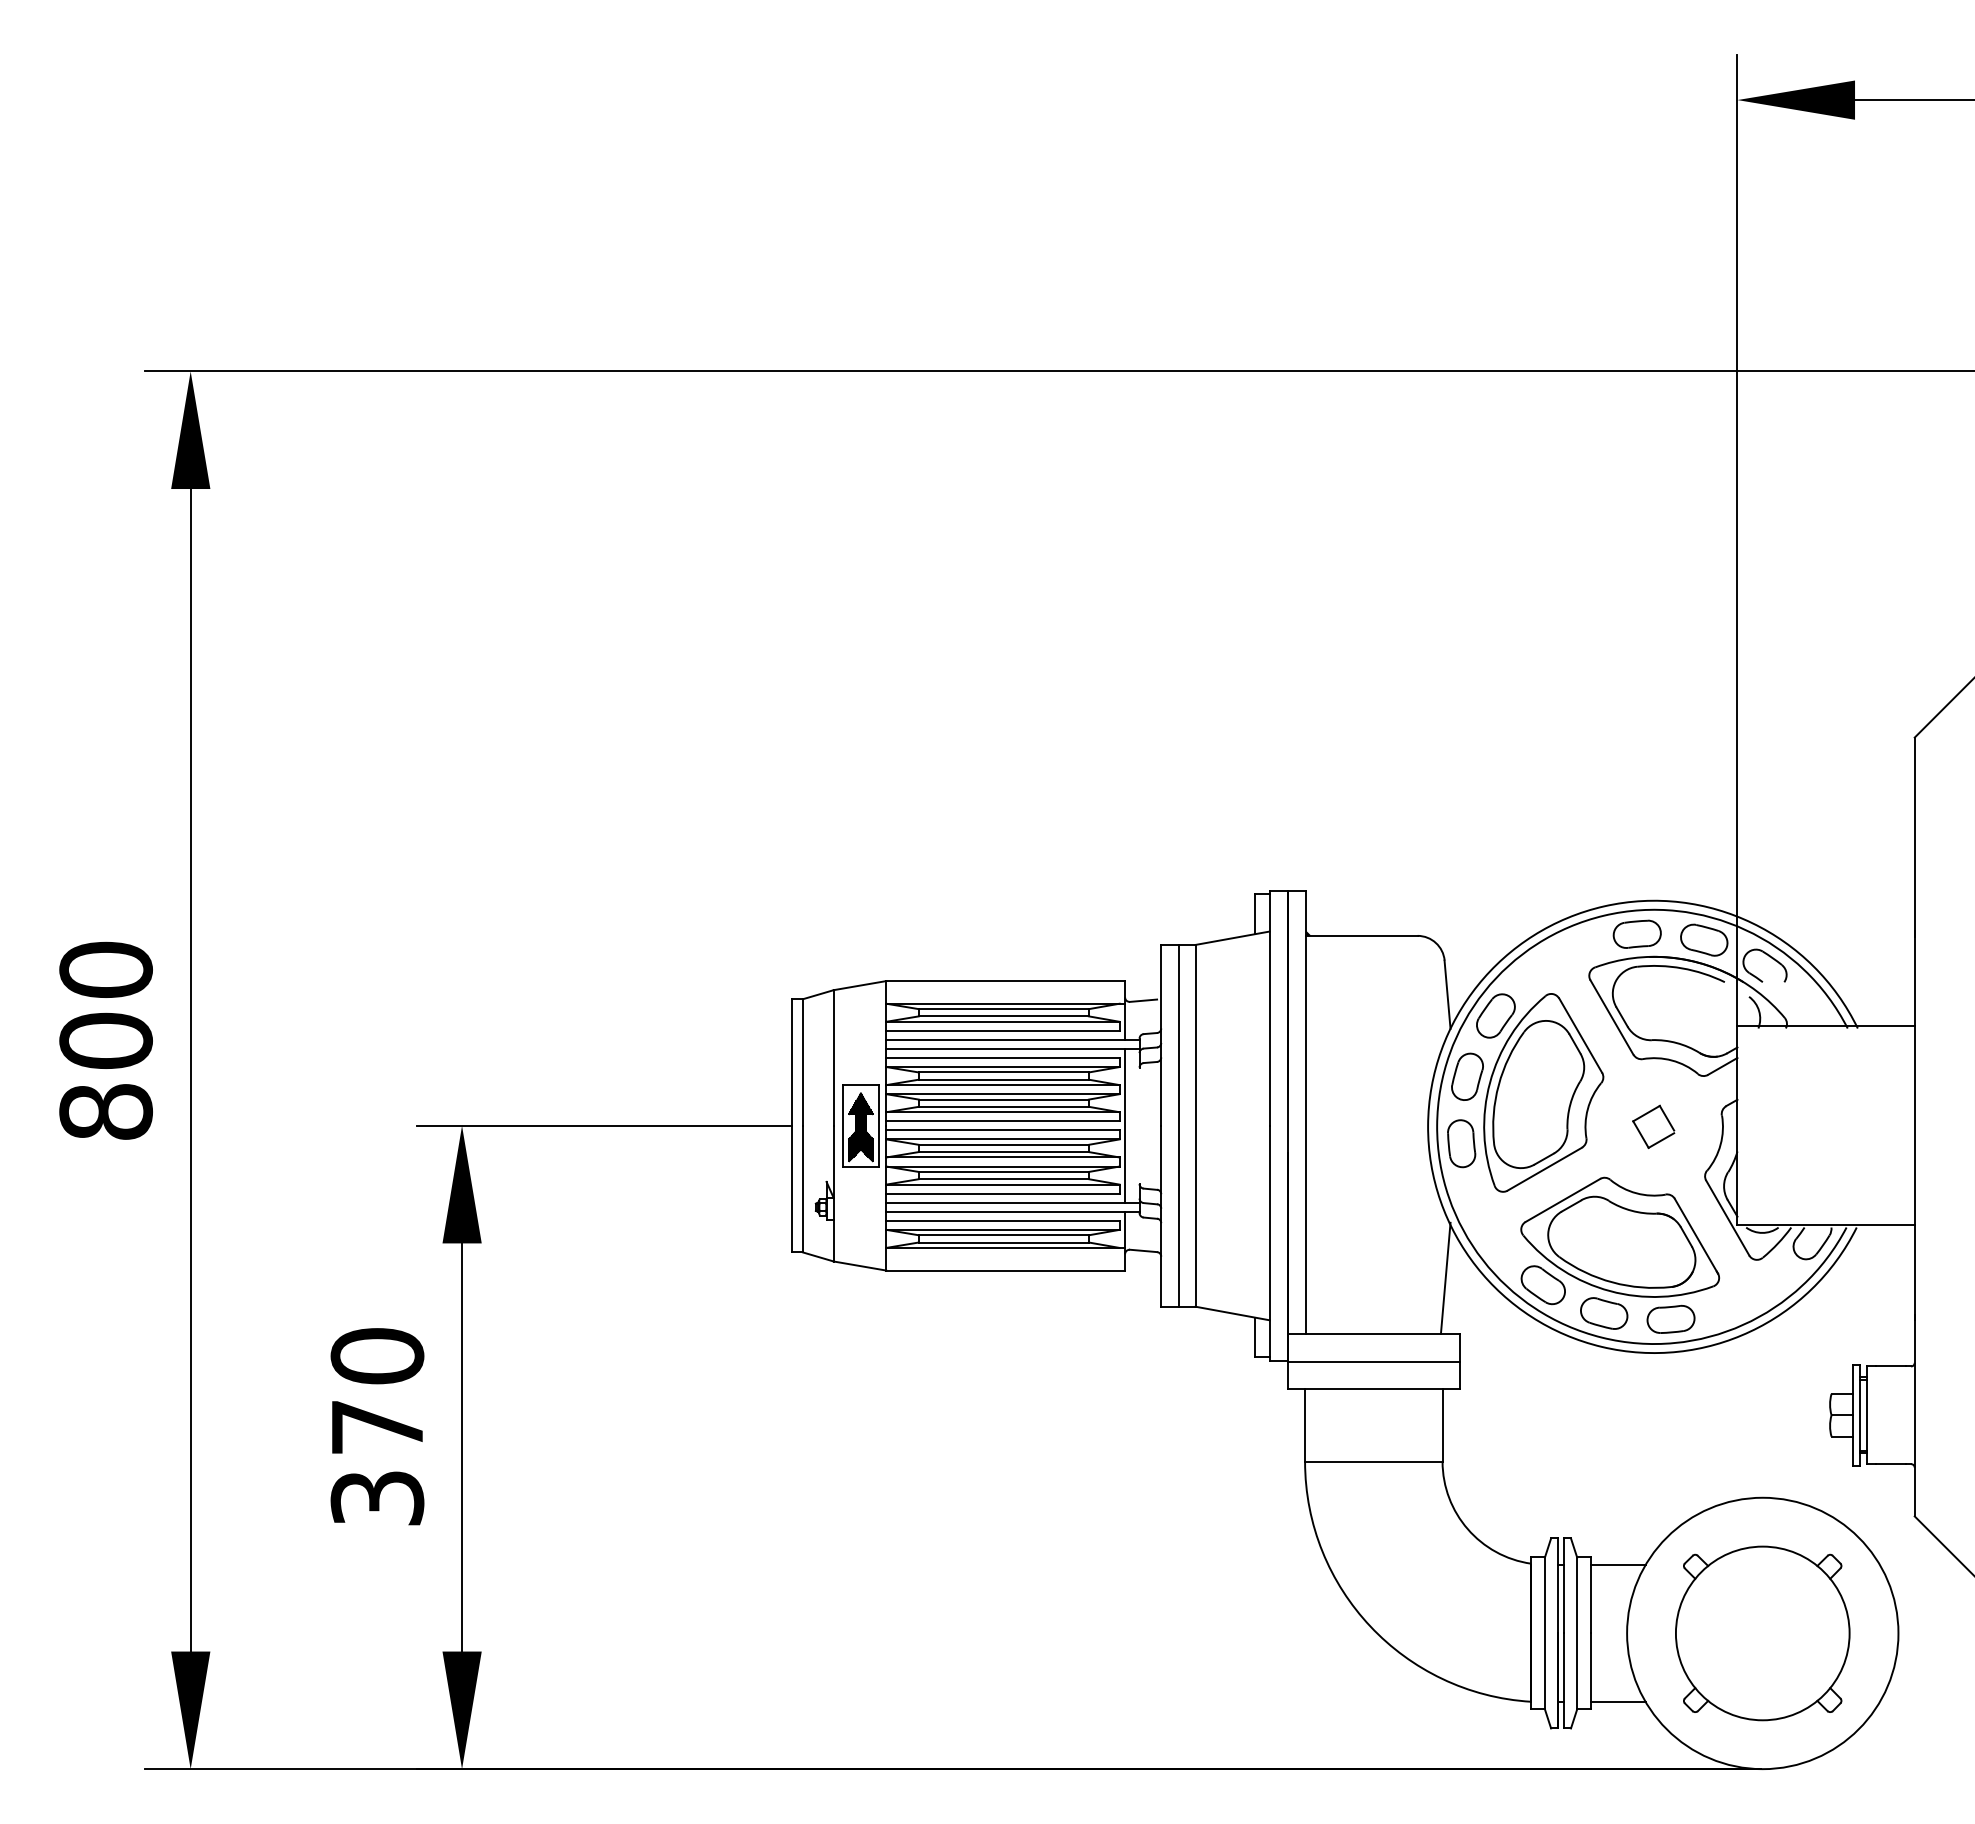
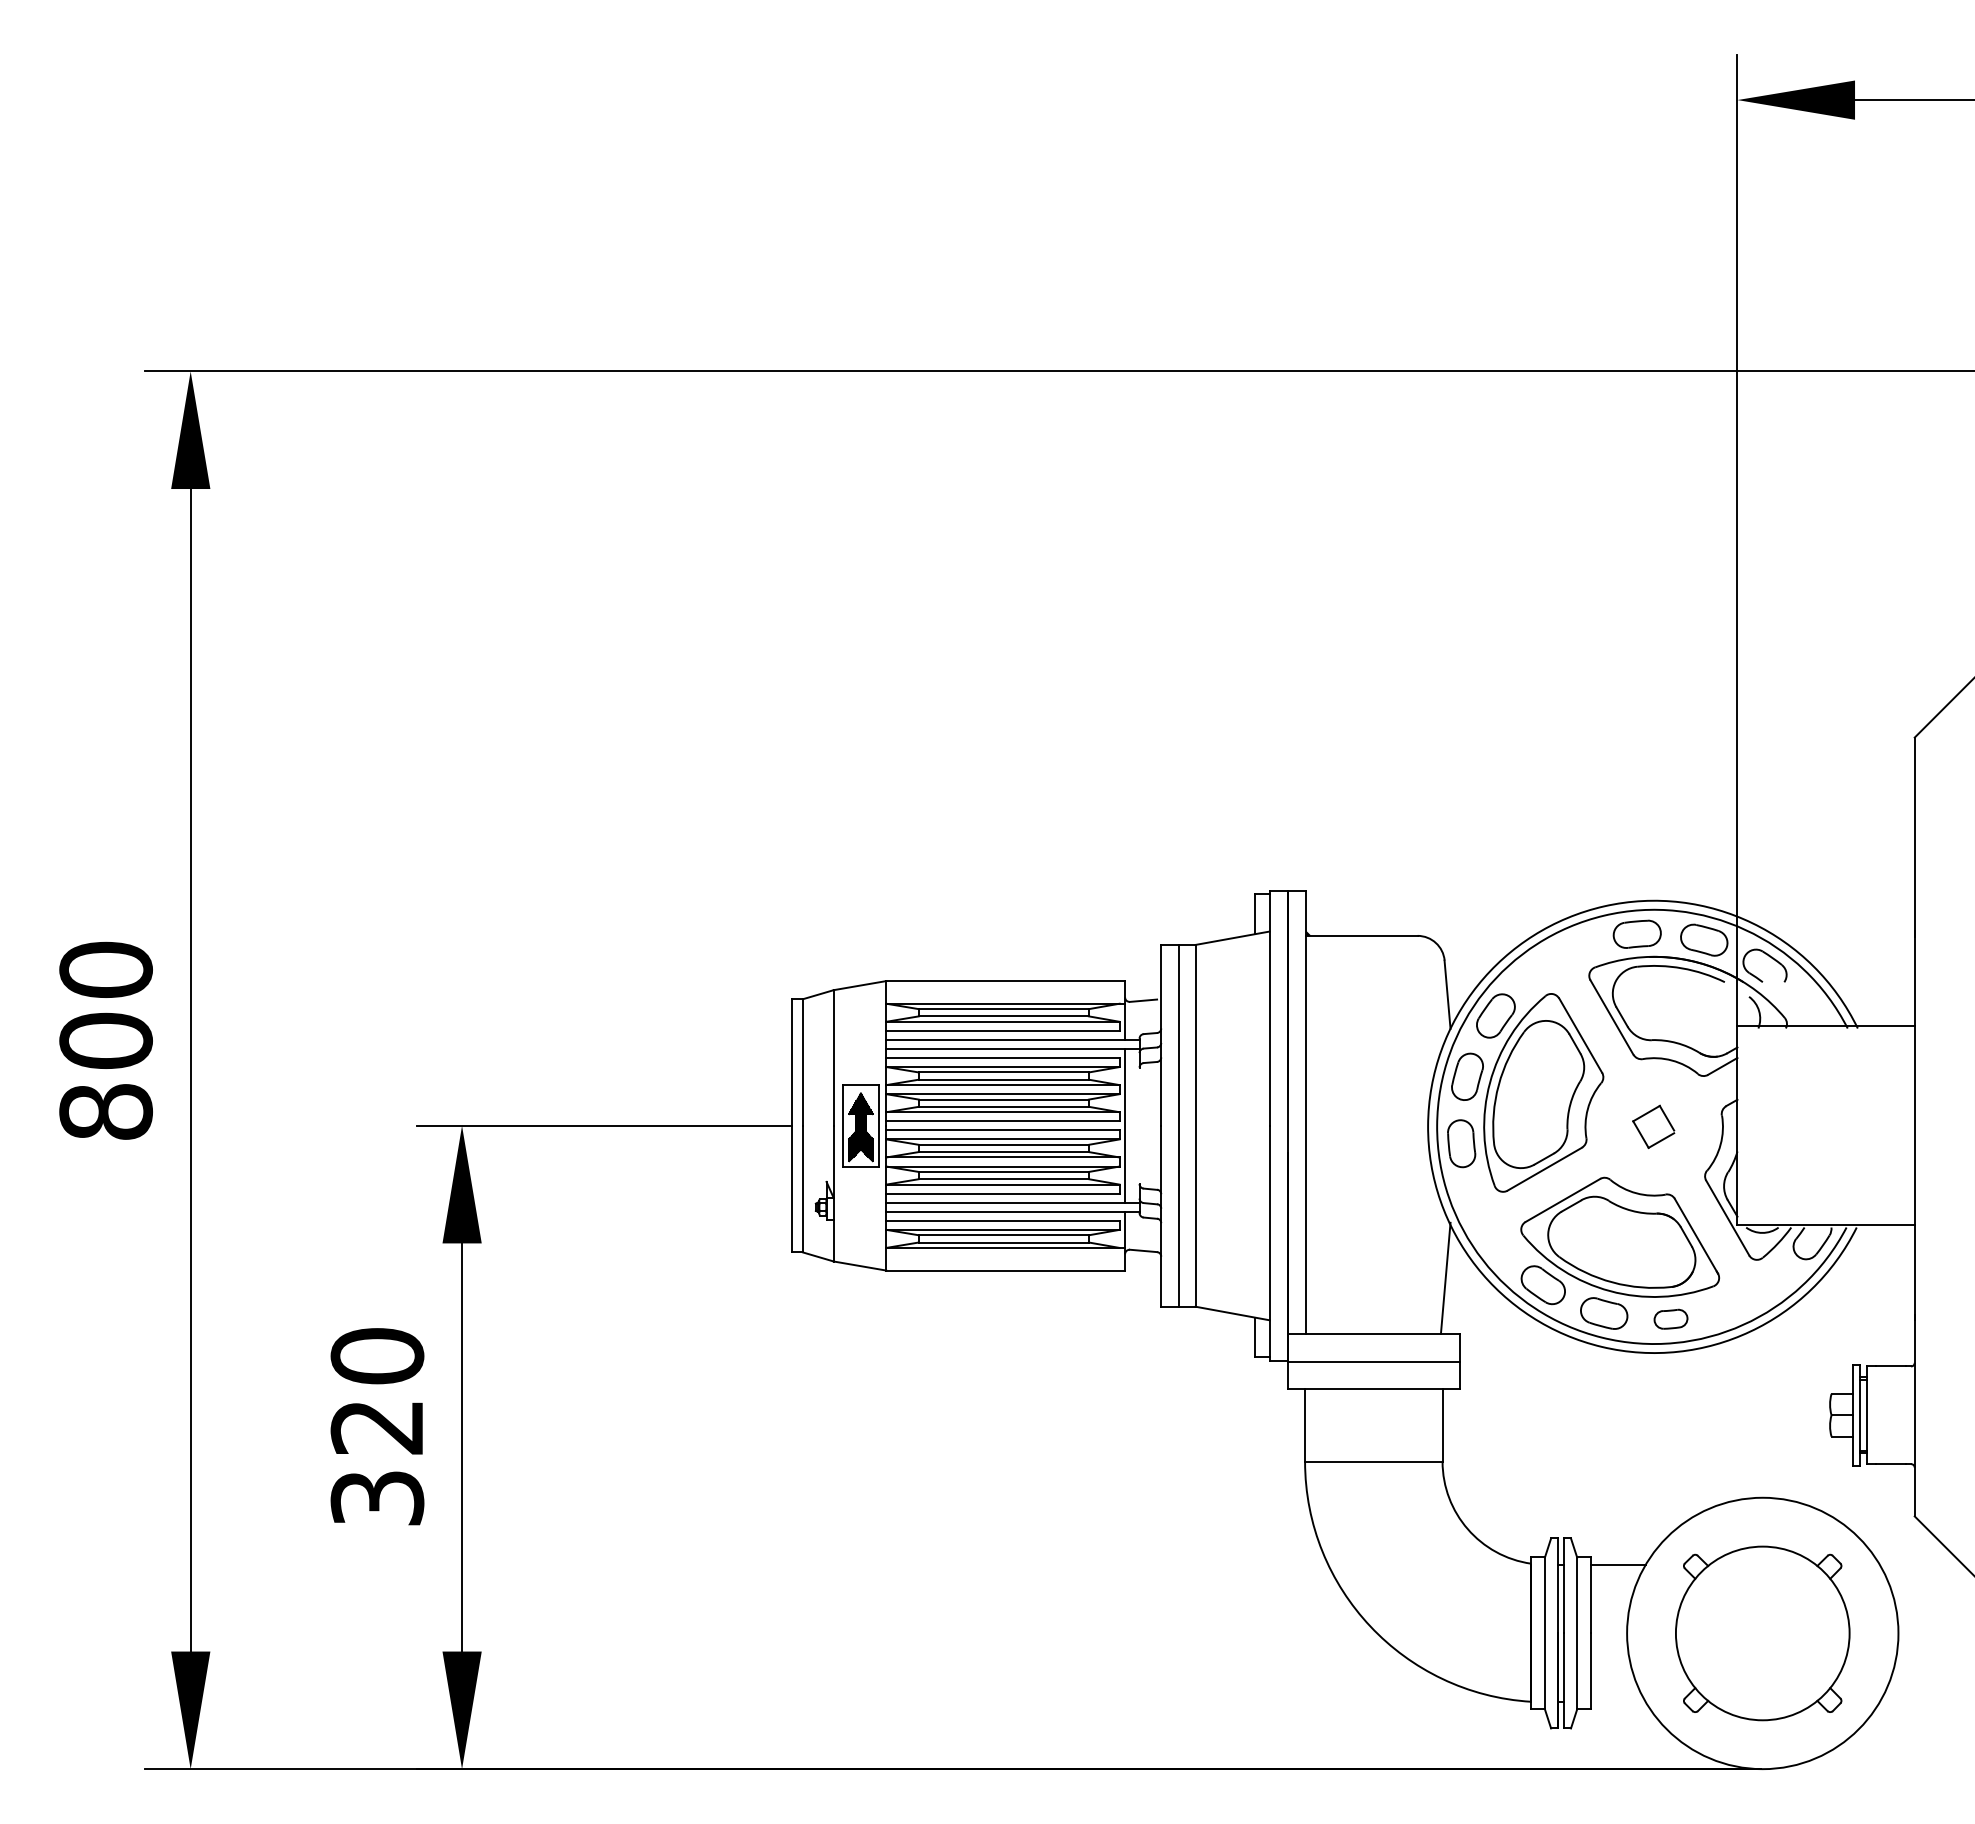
part size: 50x30 px -> 36x22 px (1670, 1318)
text: 370 -> 320 (376, 1427)
line: present -> none (1617, 1702)
